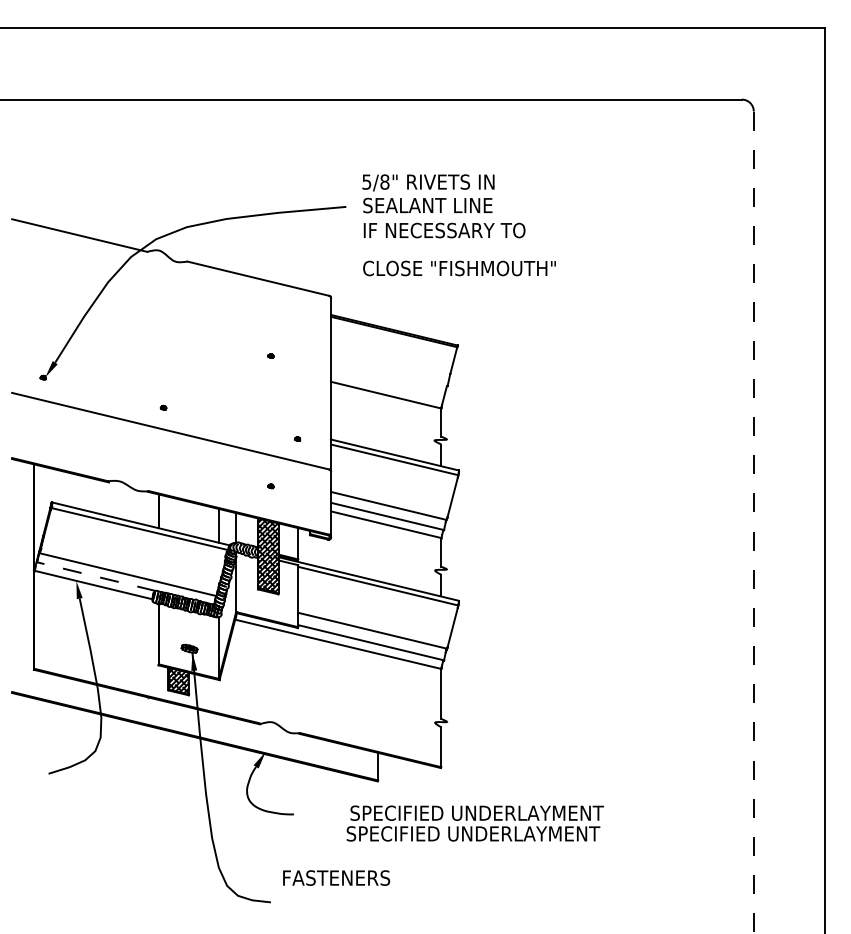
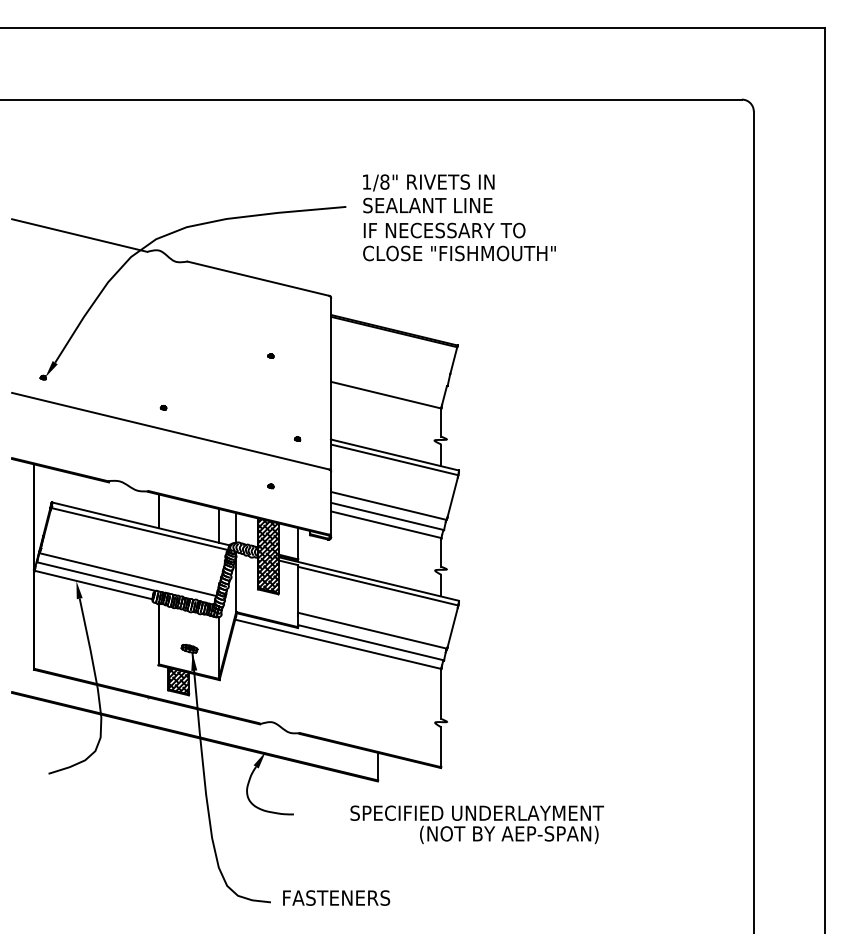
text: 5/8" -> 1/8" (366, 181)
text position: (459, 268) -> (459, 253) (459, 253)
line: dashed -> solid (753, 522)
line: dashed -> solid (95, 576)
text: SPECIFIED UNDERLAYMENT -> (NOT BY AEP-SPAN) (473, 834)
text position: (336, 877) -> (336, 897) (336, 897)
